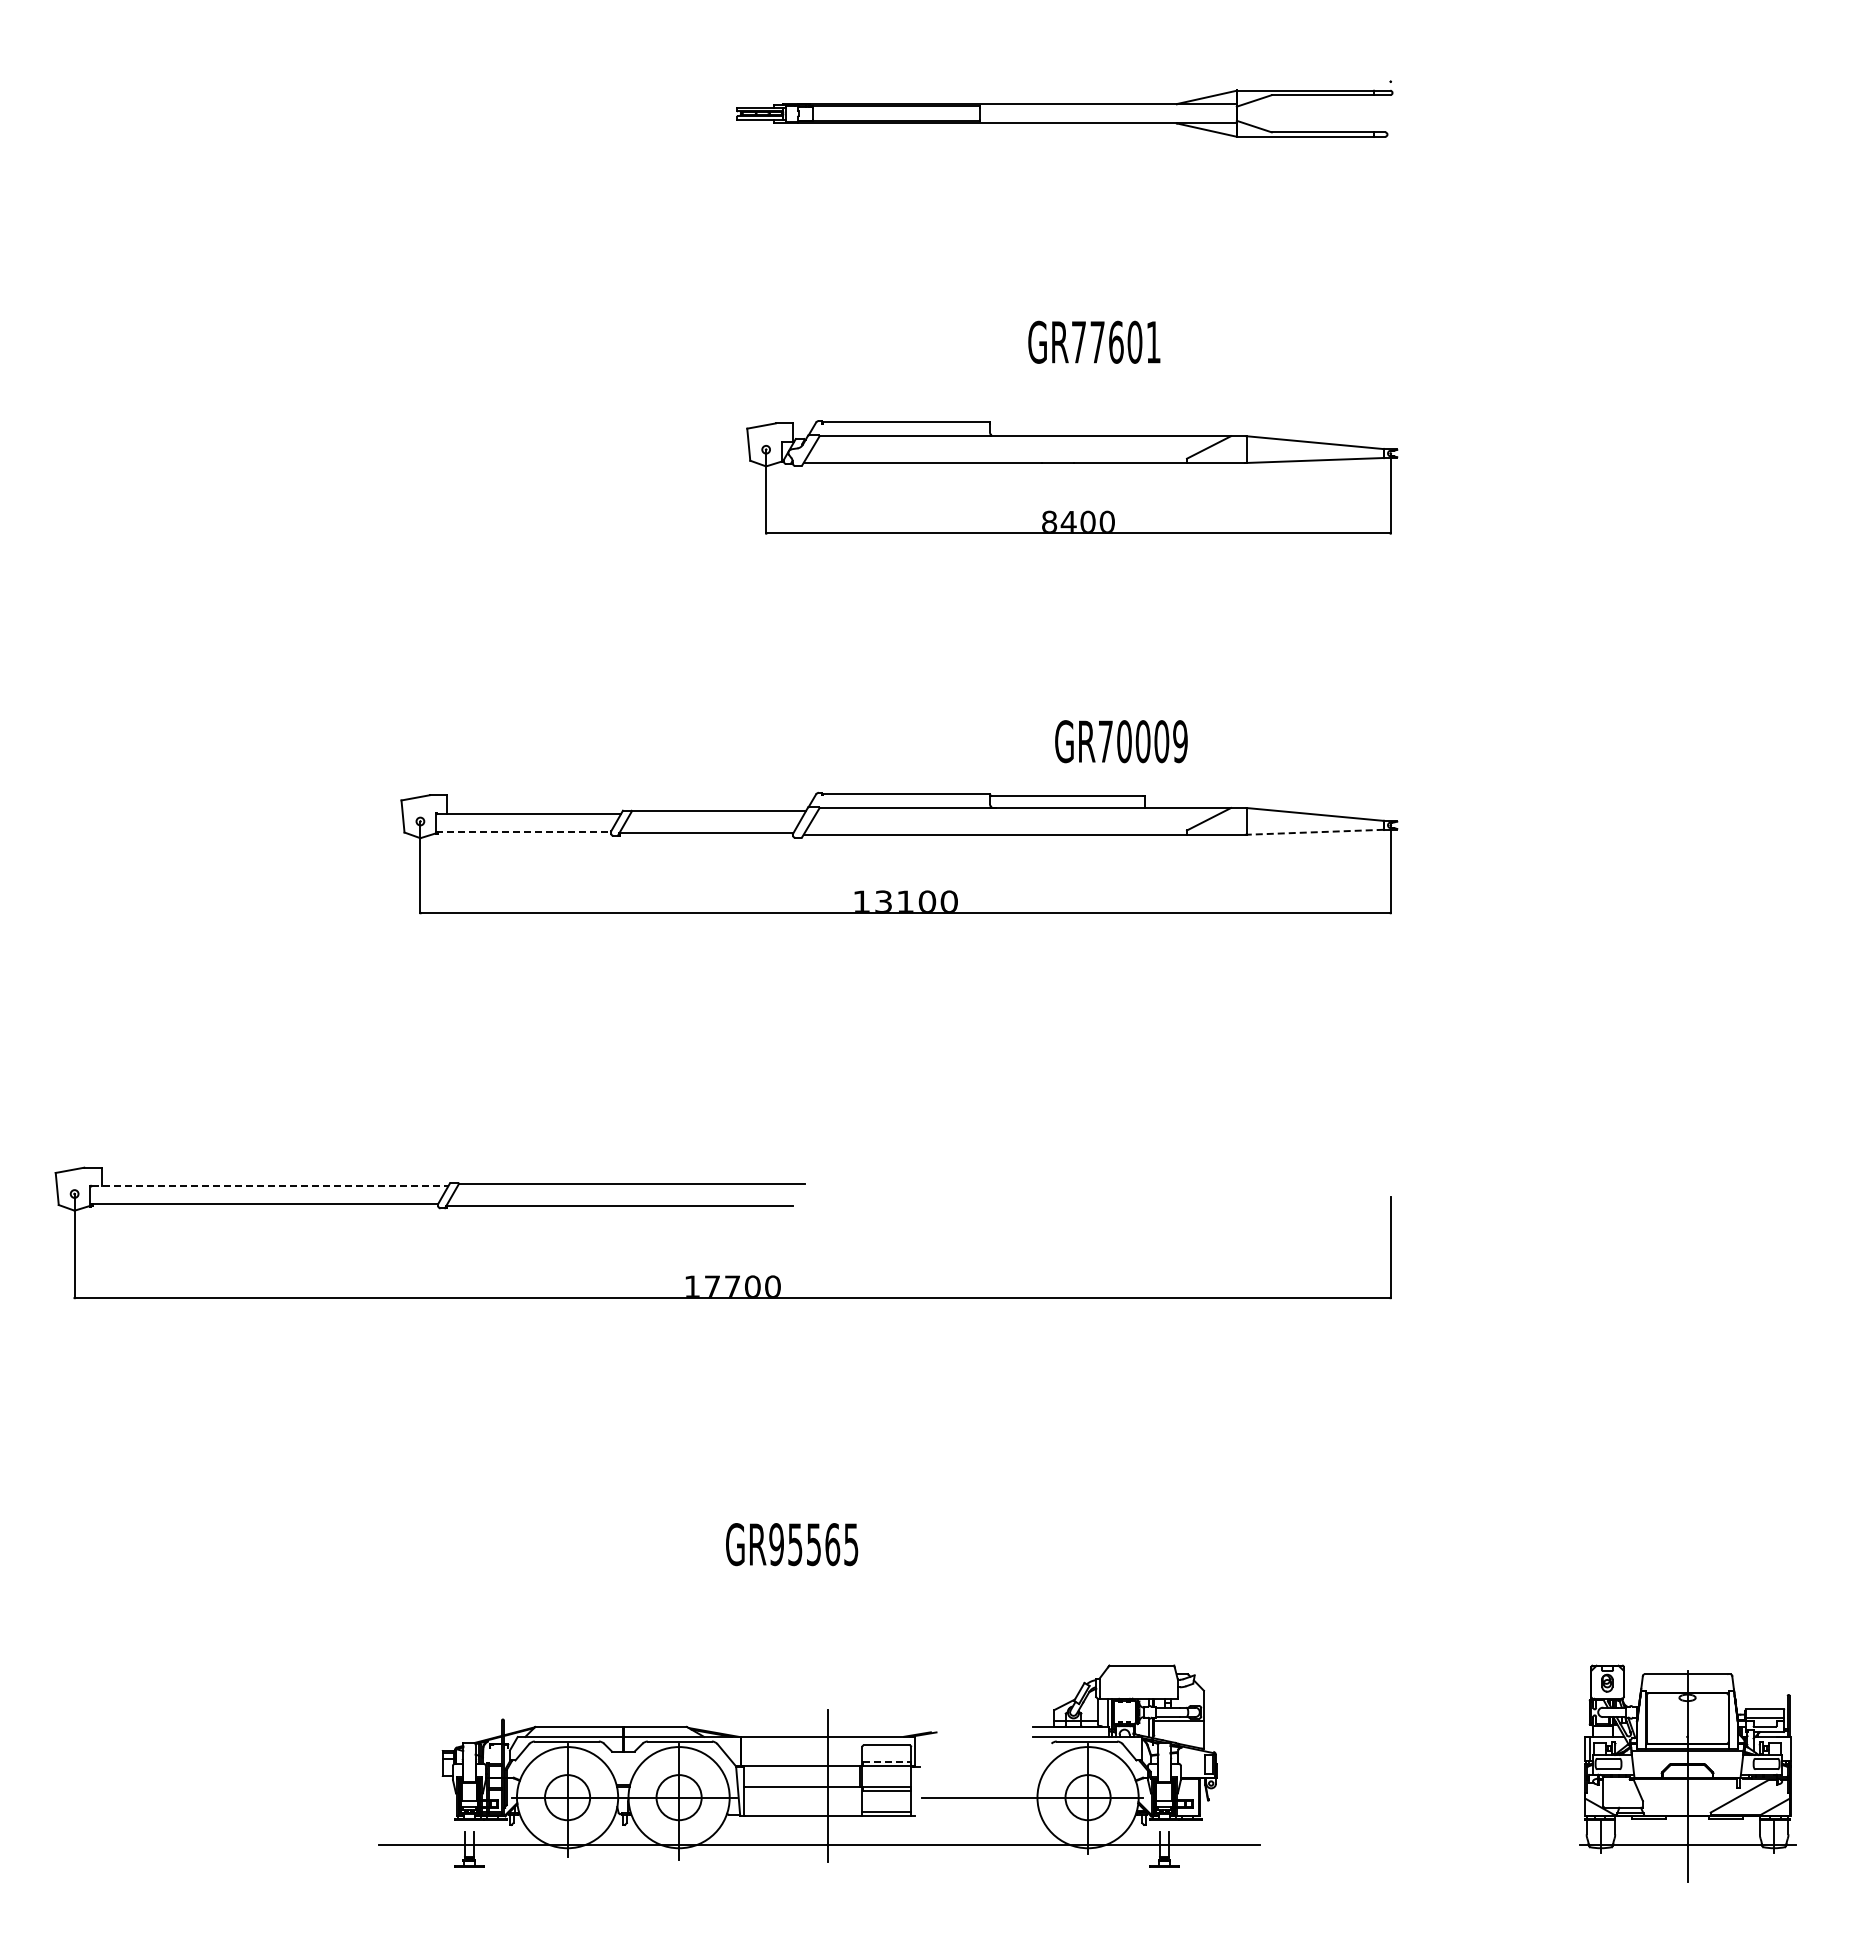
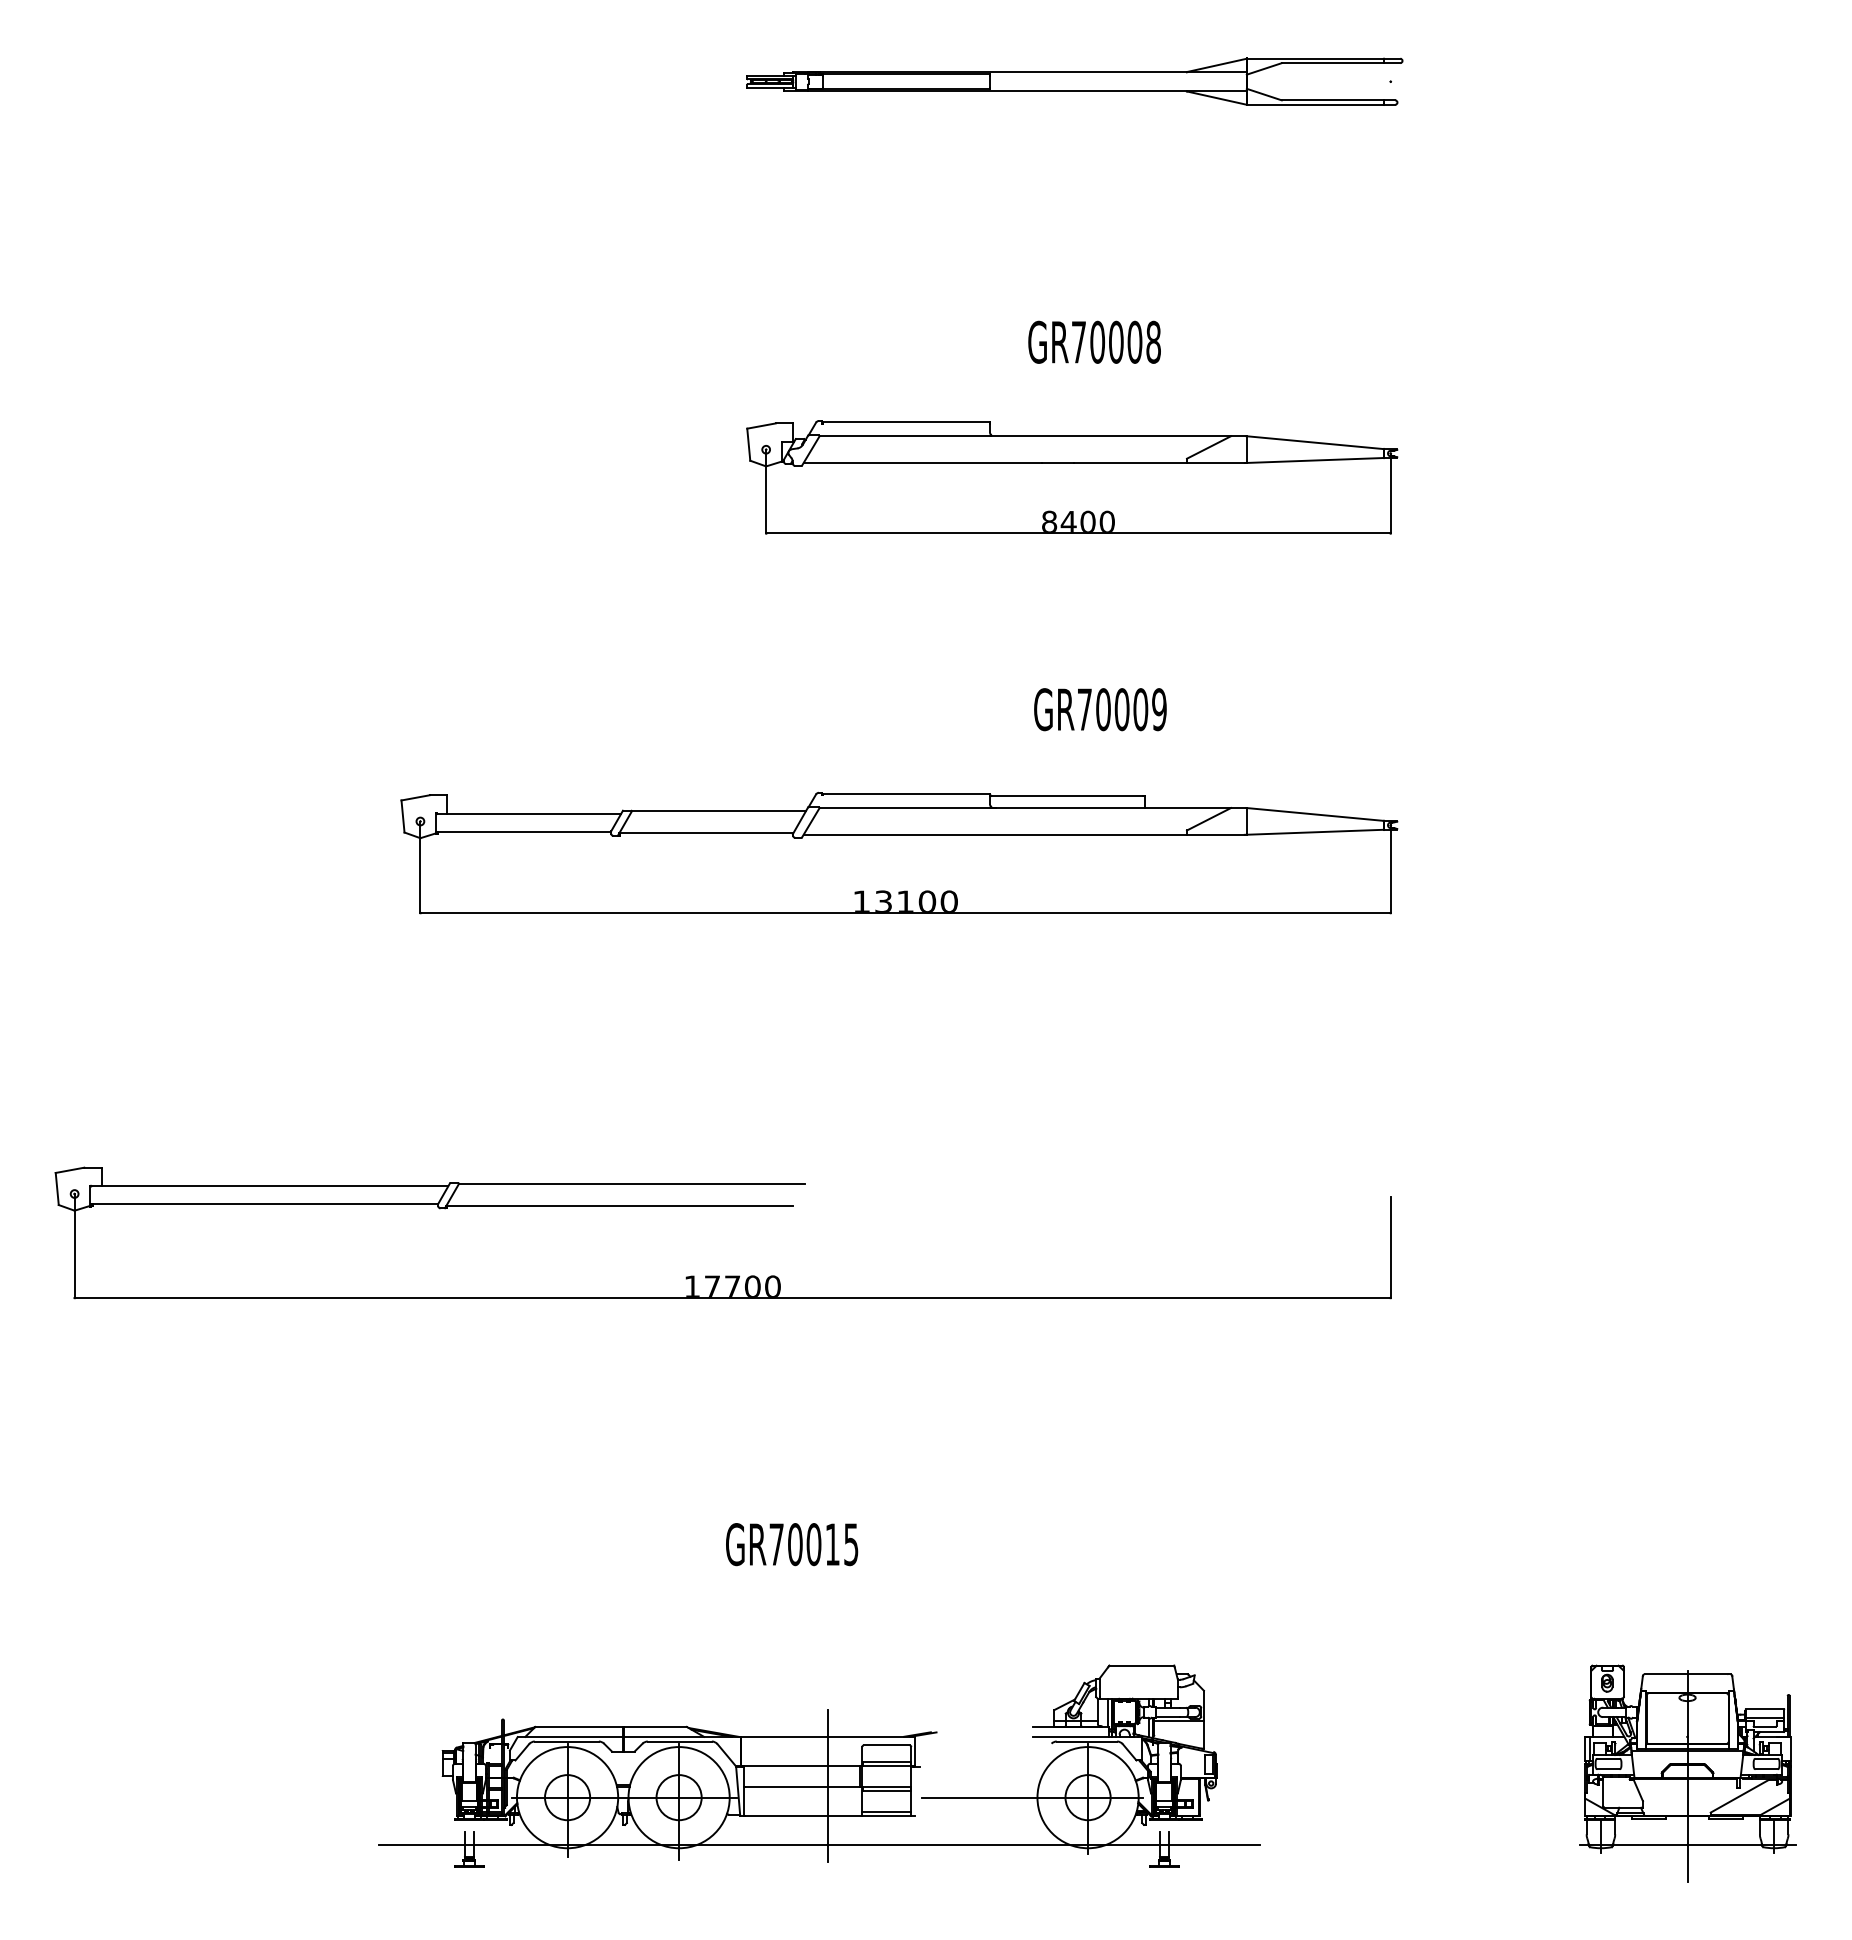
part position: (1064, 113) -> (1074, 81) (1074, 81)
text: GR77601 -> GR70008 (1125, 341)
text position: (1121, 741) -> (1100, 709) (1100, 709)
line: dashed -> solid (524, 831)
line: dashed -> solid (1314, 832)
line: dashed -> solid (270, 1186)
text: GR95565 -> GR70015 (804, 1544)
line: dashed -> solid (887, 1761)
